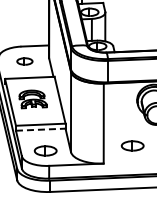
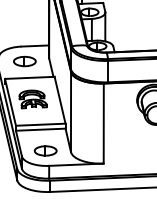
part size: 18x9 px -> 24x13 px (24, 61)
line: dashed -> solid (40, 129)
part: present -> none (132, 145)
